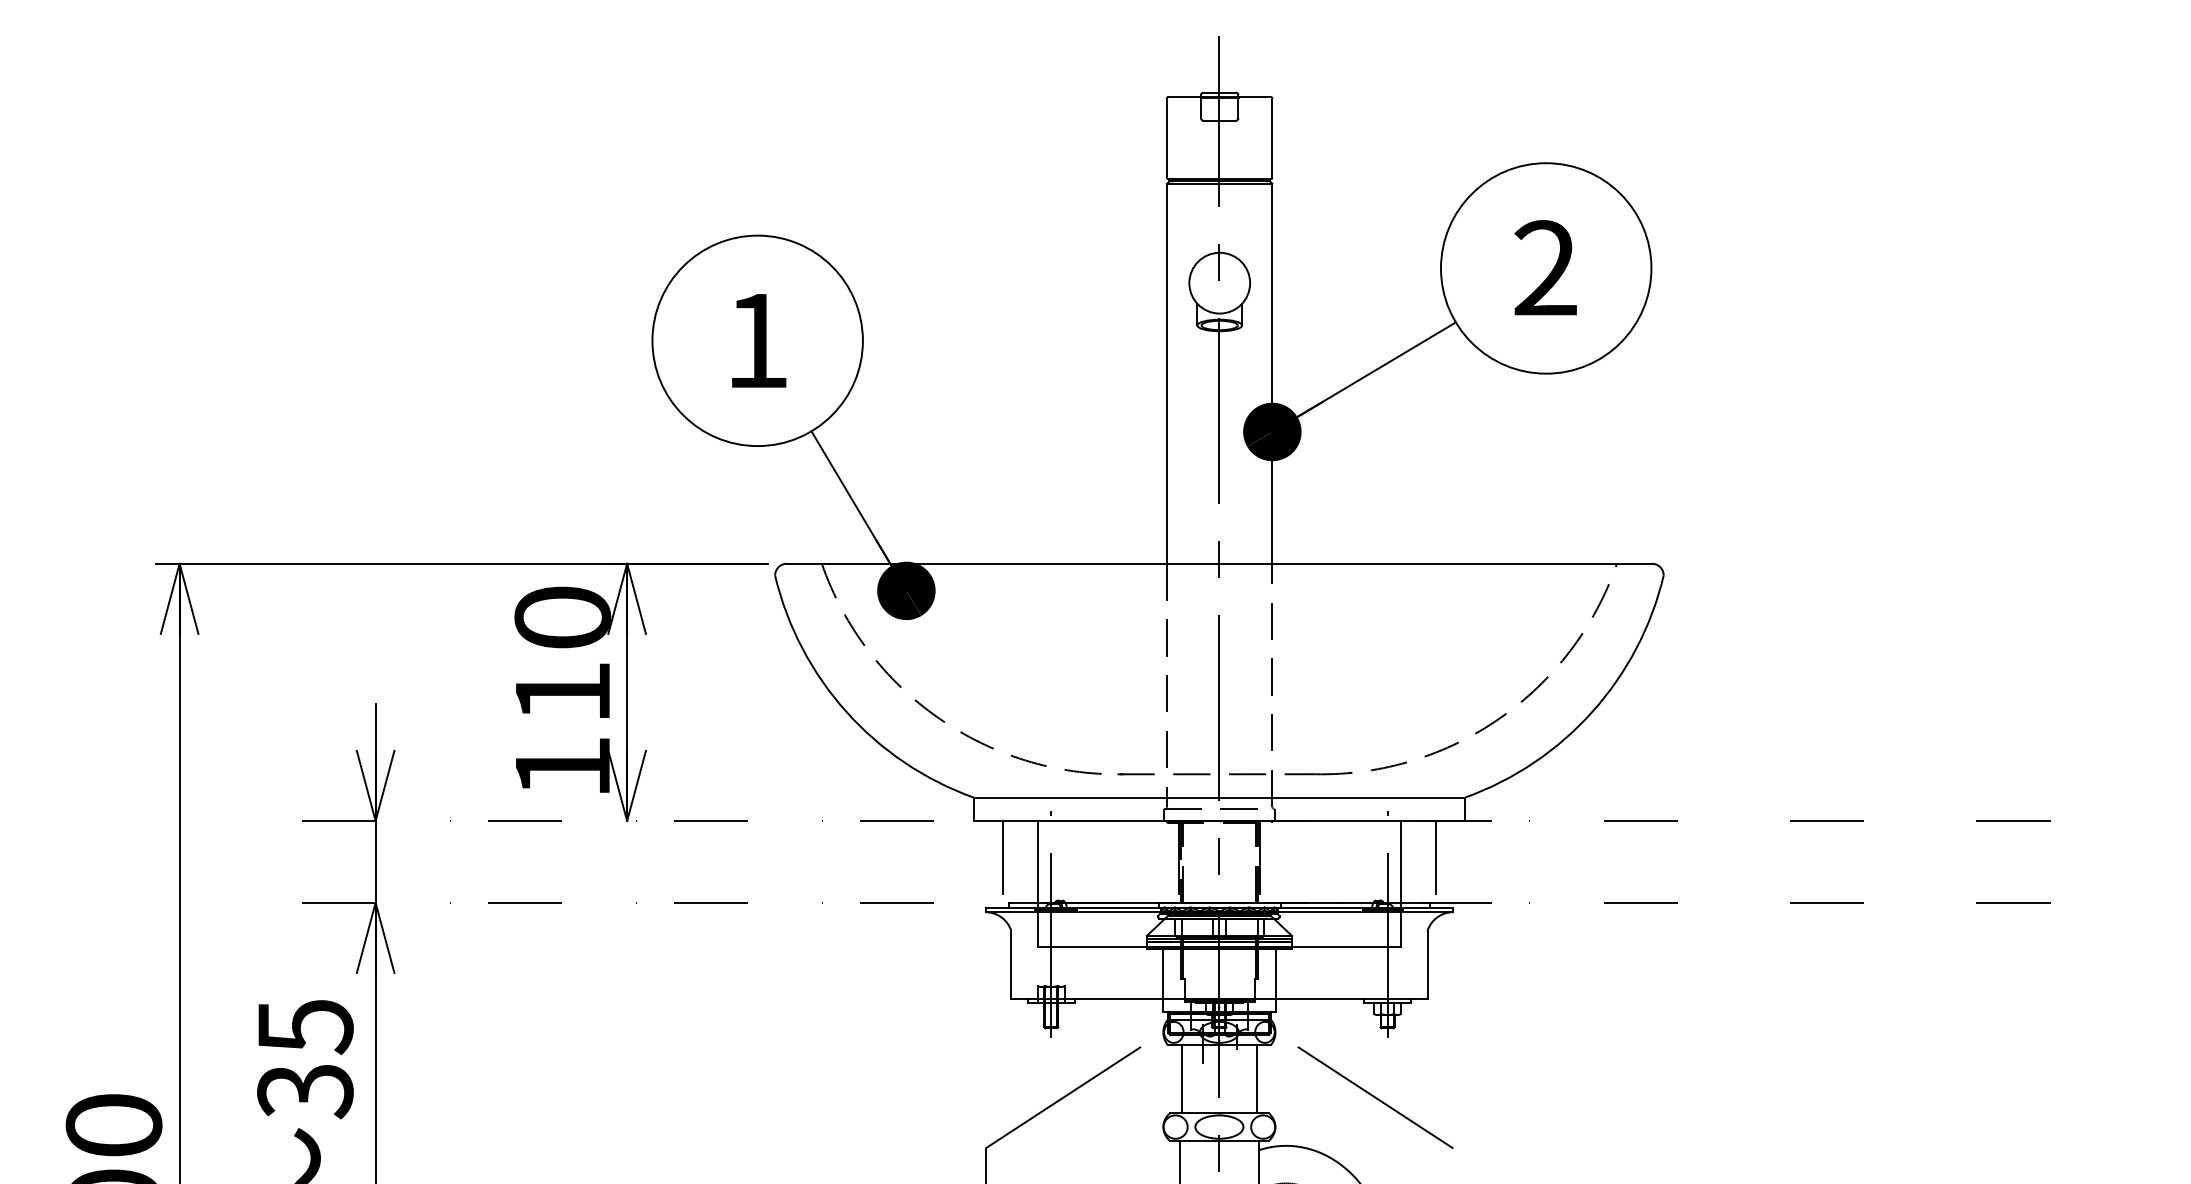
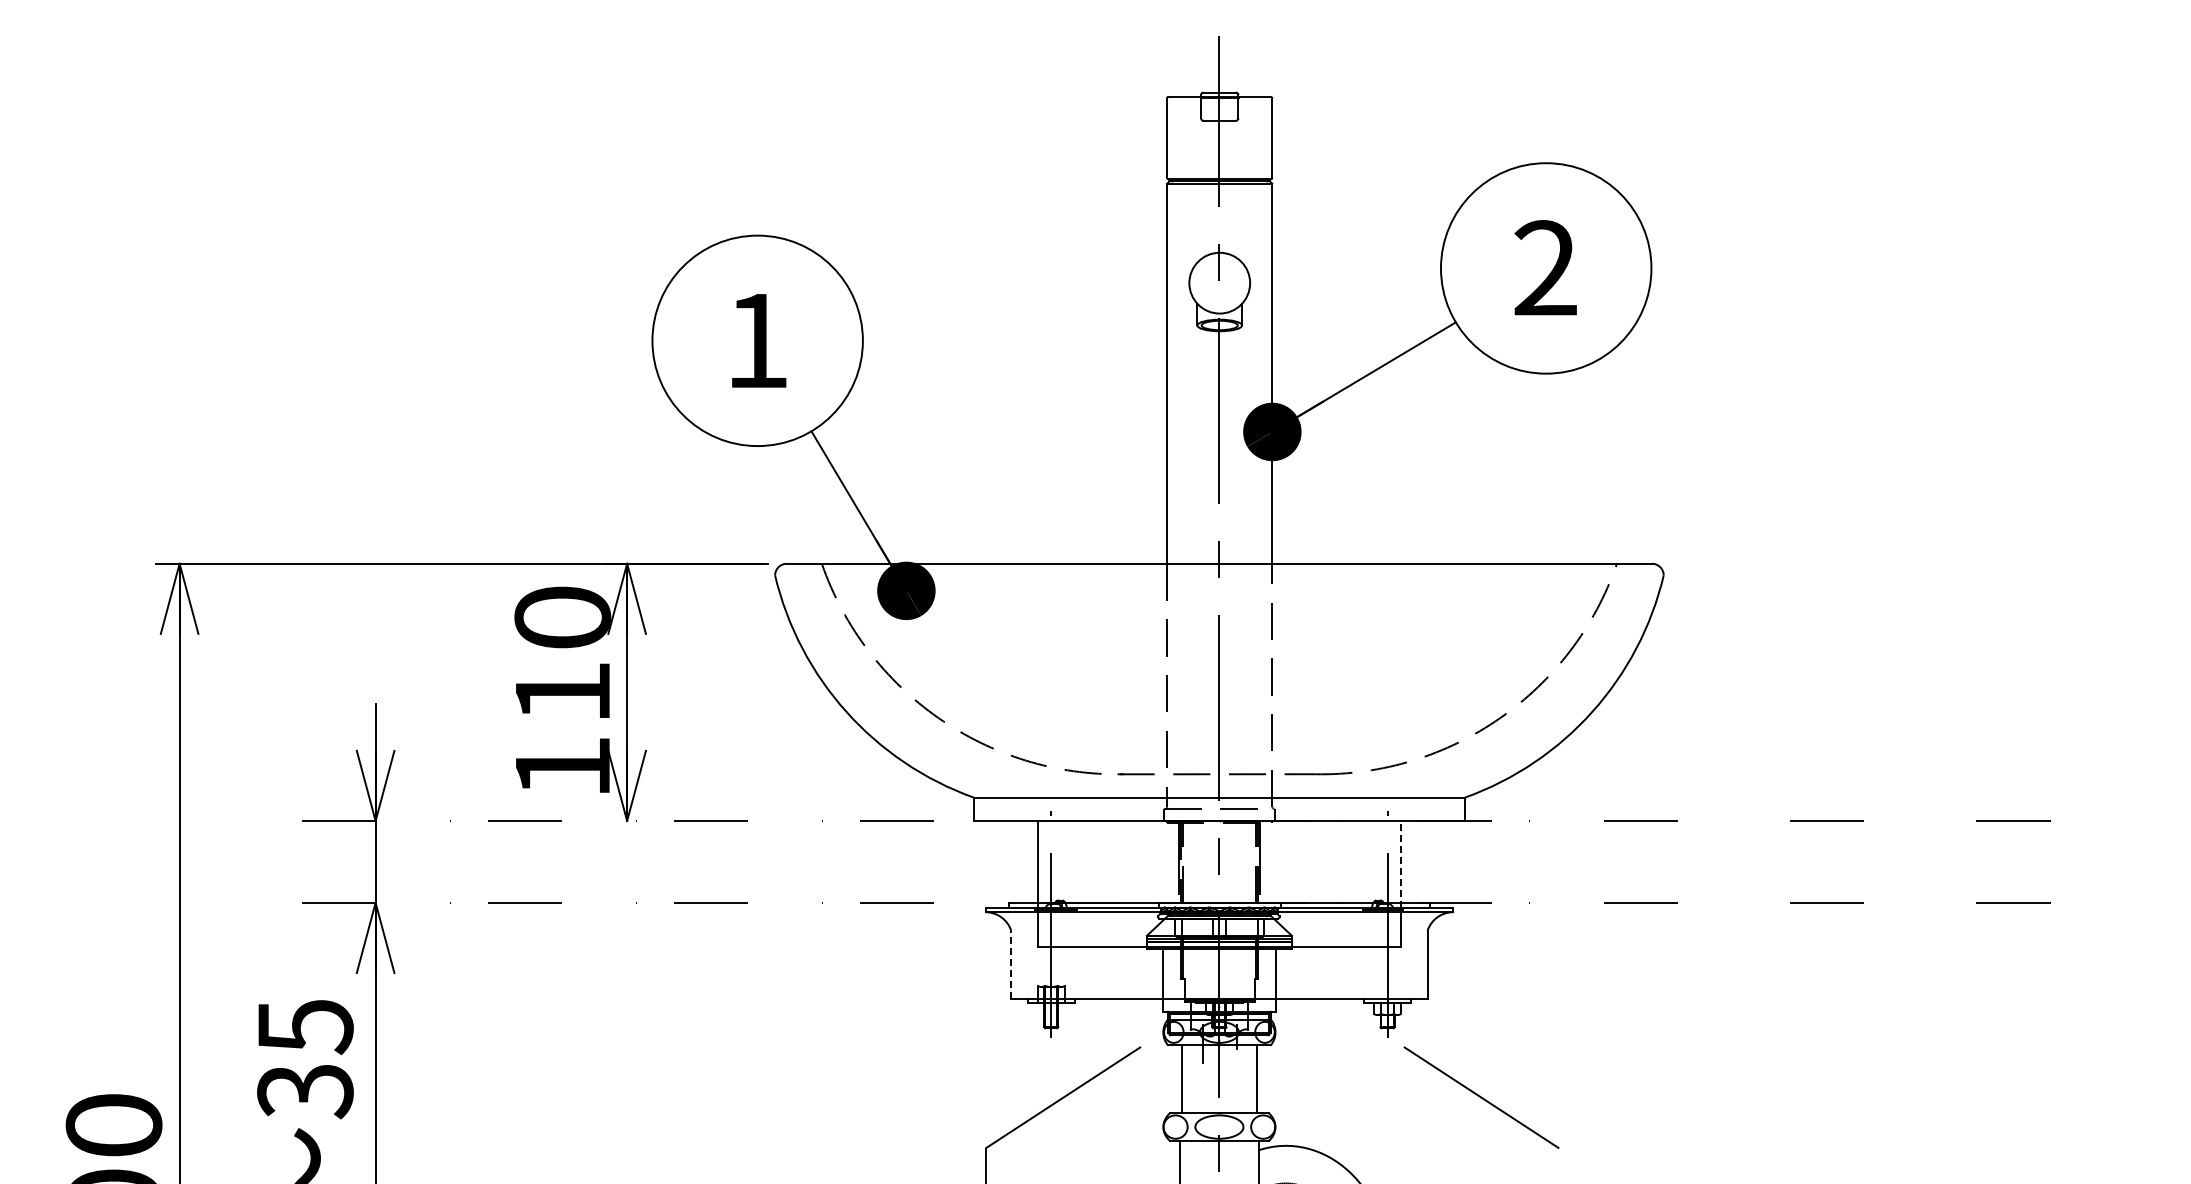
line: present -> none (1003, 861)
line: present -> none (1435, 861)
line: solid -> dashed (1400, 863)
line: solid -> dashed (1011, 964)
line position: (1375, 1097) -> (1481, 1097) (1481, 1097)
